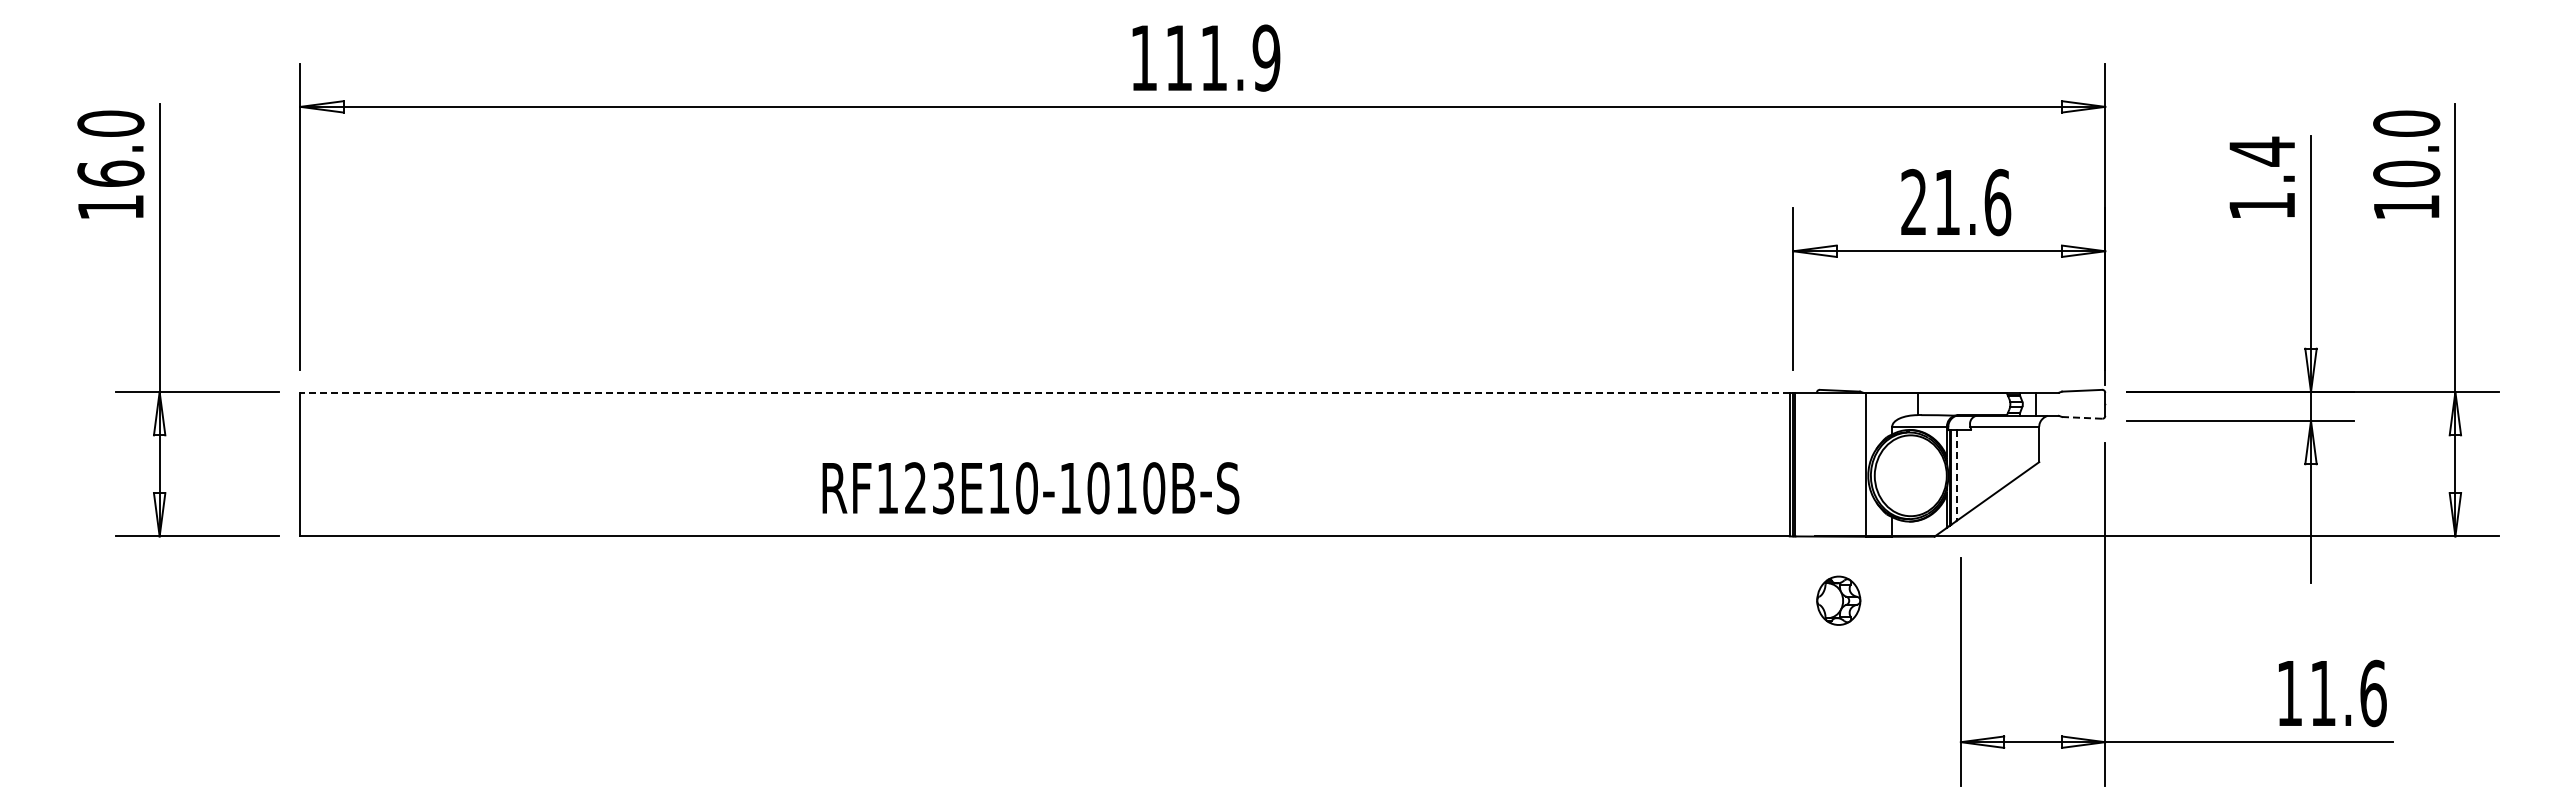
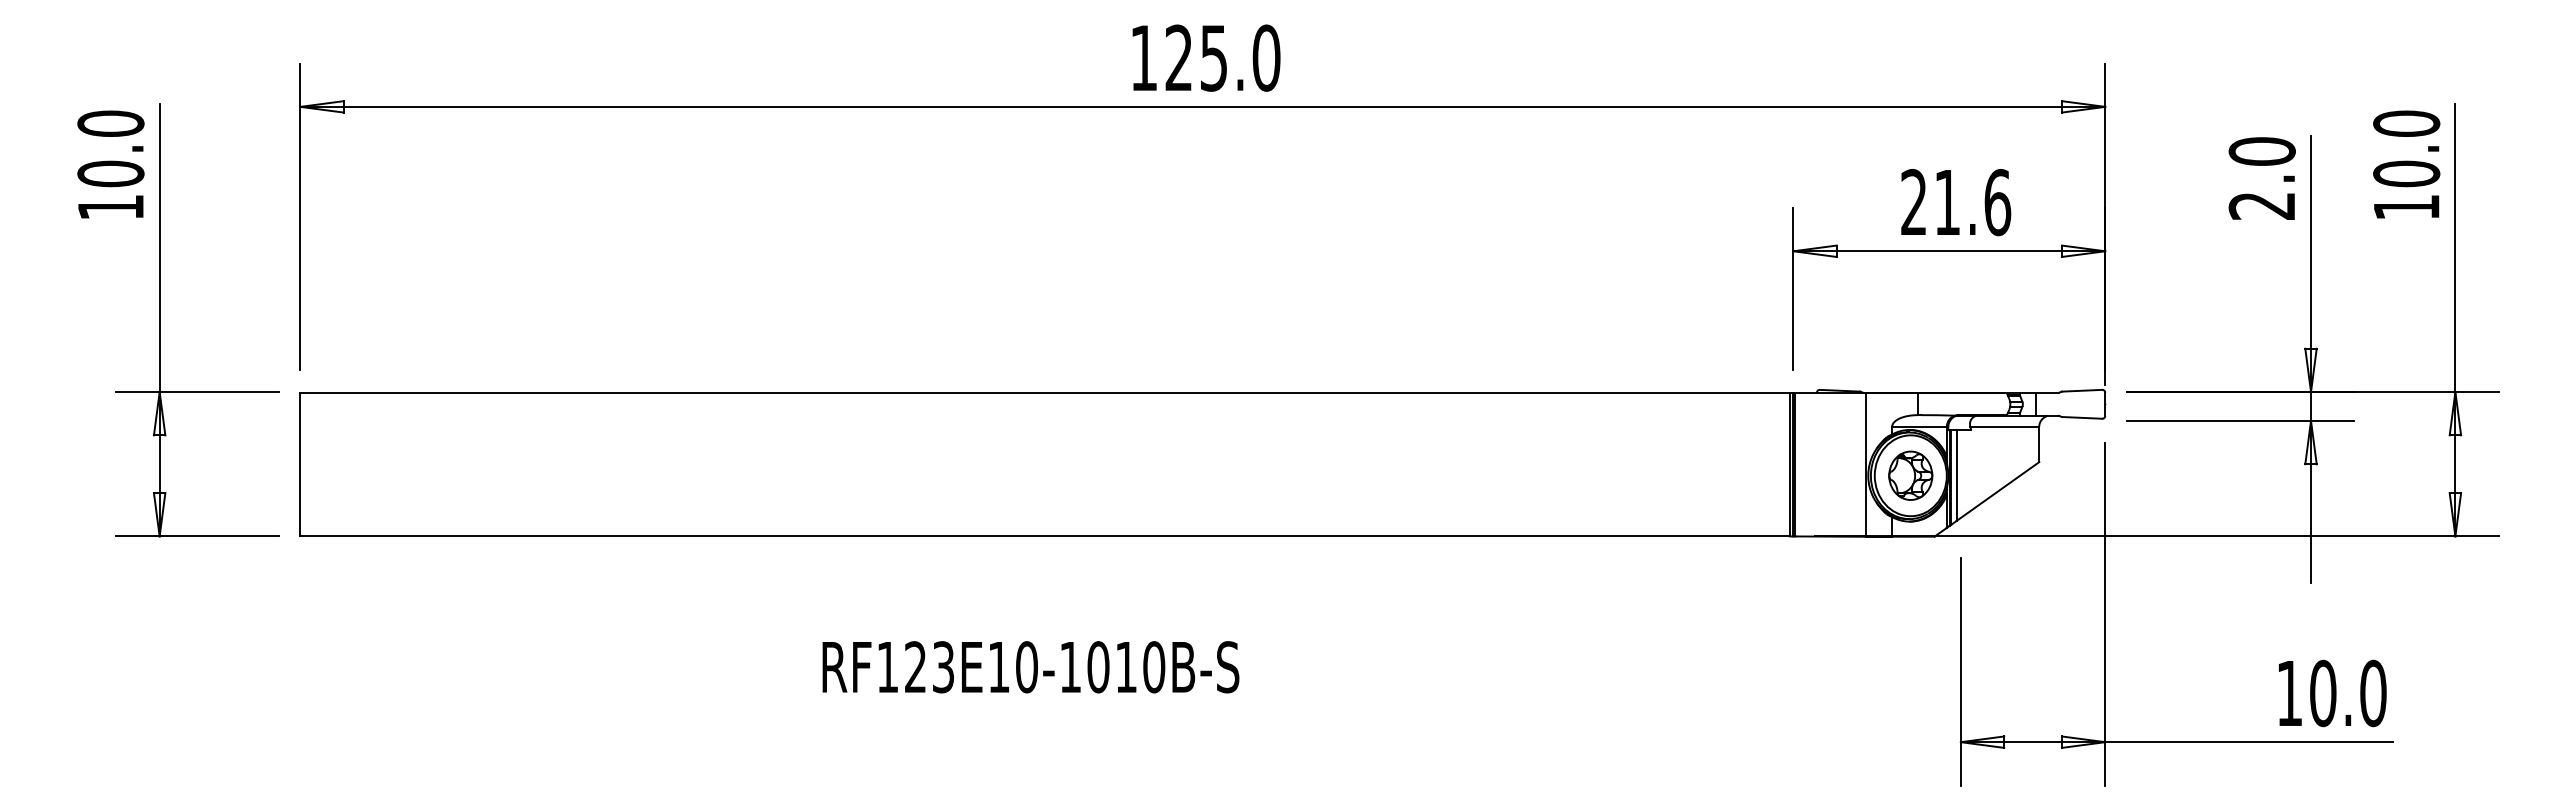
text: 111.9 -> 125.0 (1222, 57)
text: 16.0 -> 10.0 (110, 173)
text: 1.4 -> 2.0 (2261, 177)
line: dashed -> solid (1045, 393)
line: dashed -> solid (2082, 417)
line: dashed -> solid (1956, 476)
text position: (1030, 488) -> (1030, 667) (1030, 667)
part position: (1838, 600) -> (1910, 475) (1910, 475)
text: 11.6 -> 10.0 (2348, 693)
